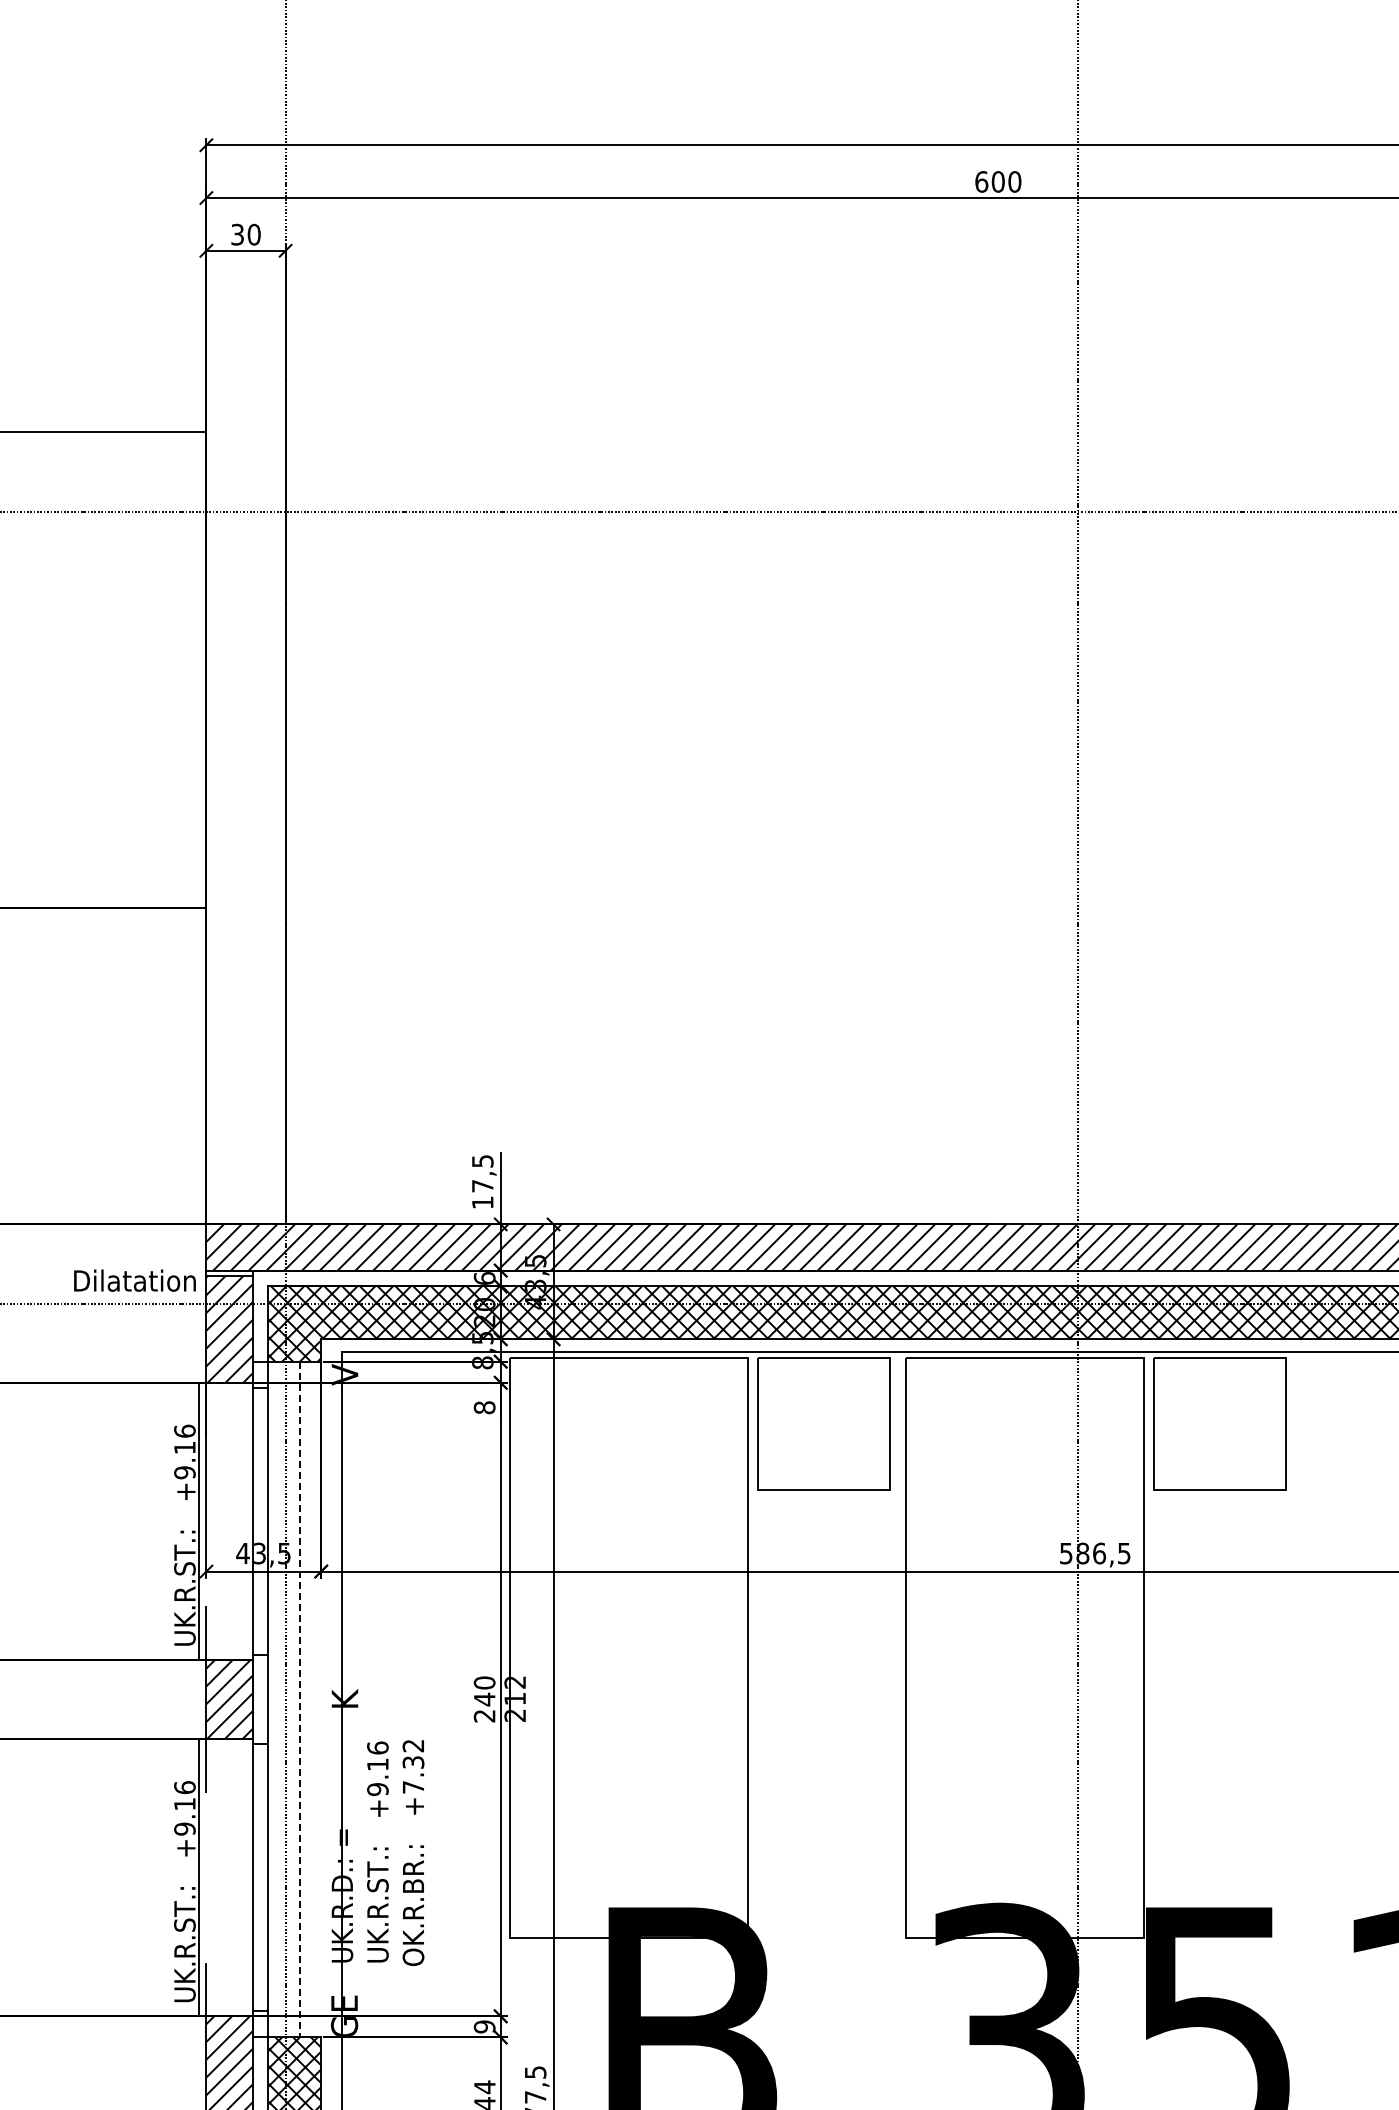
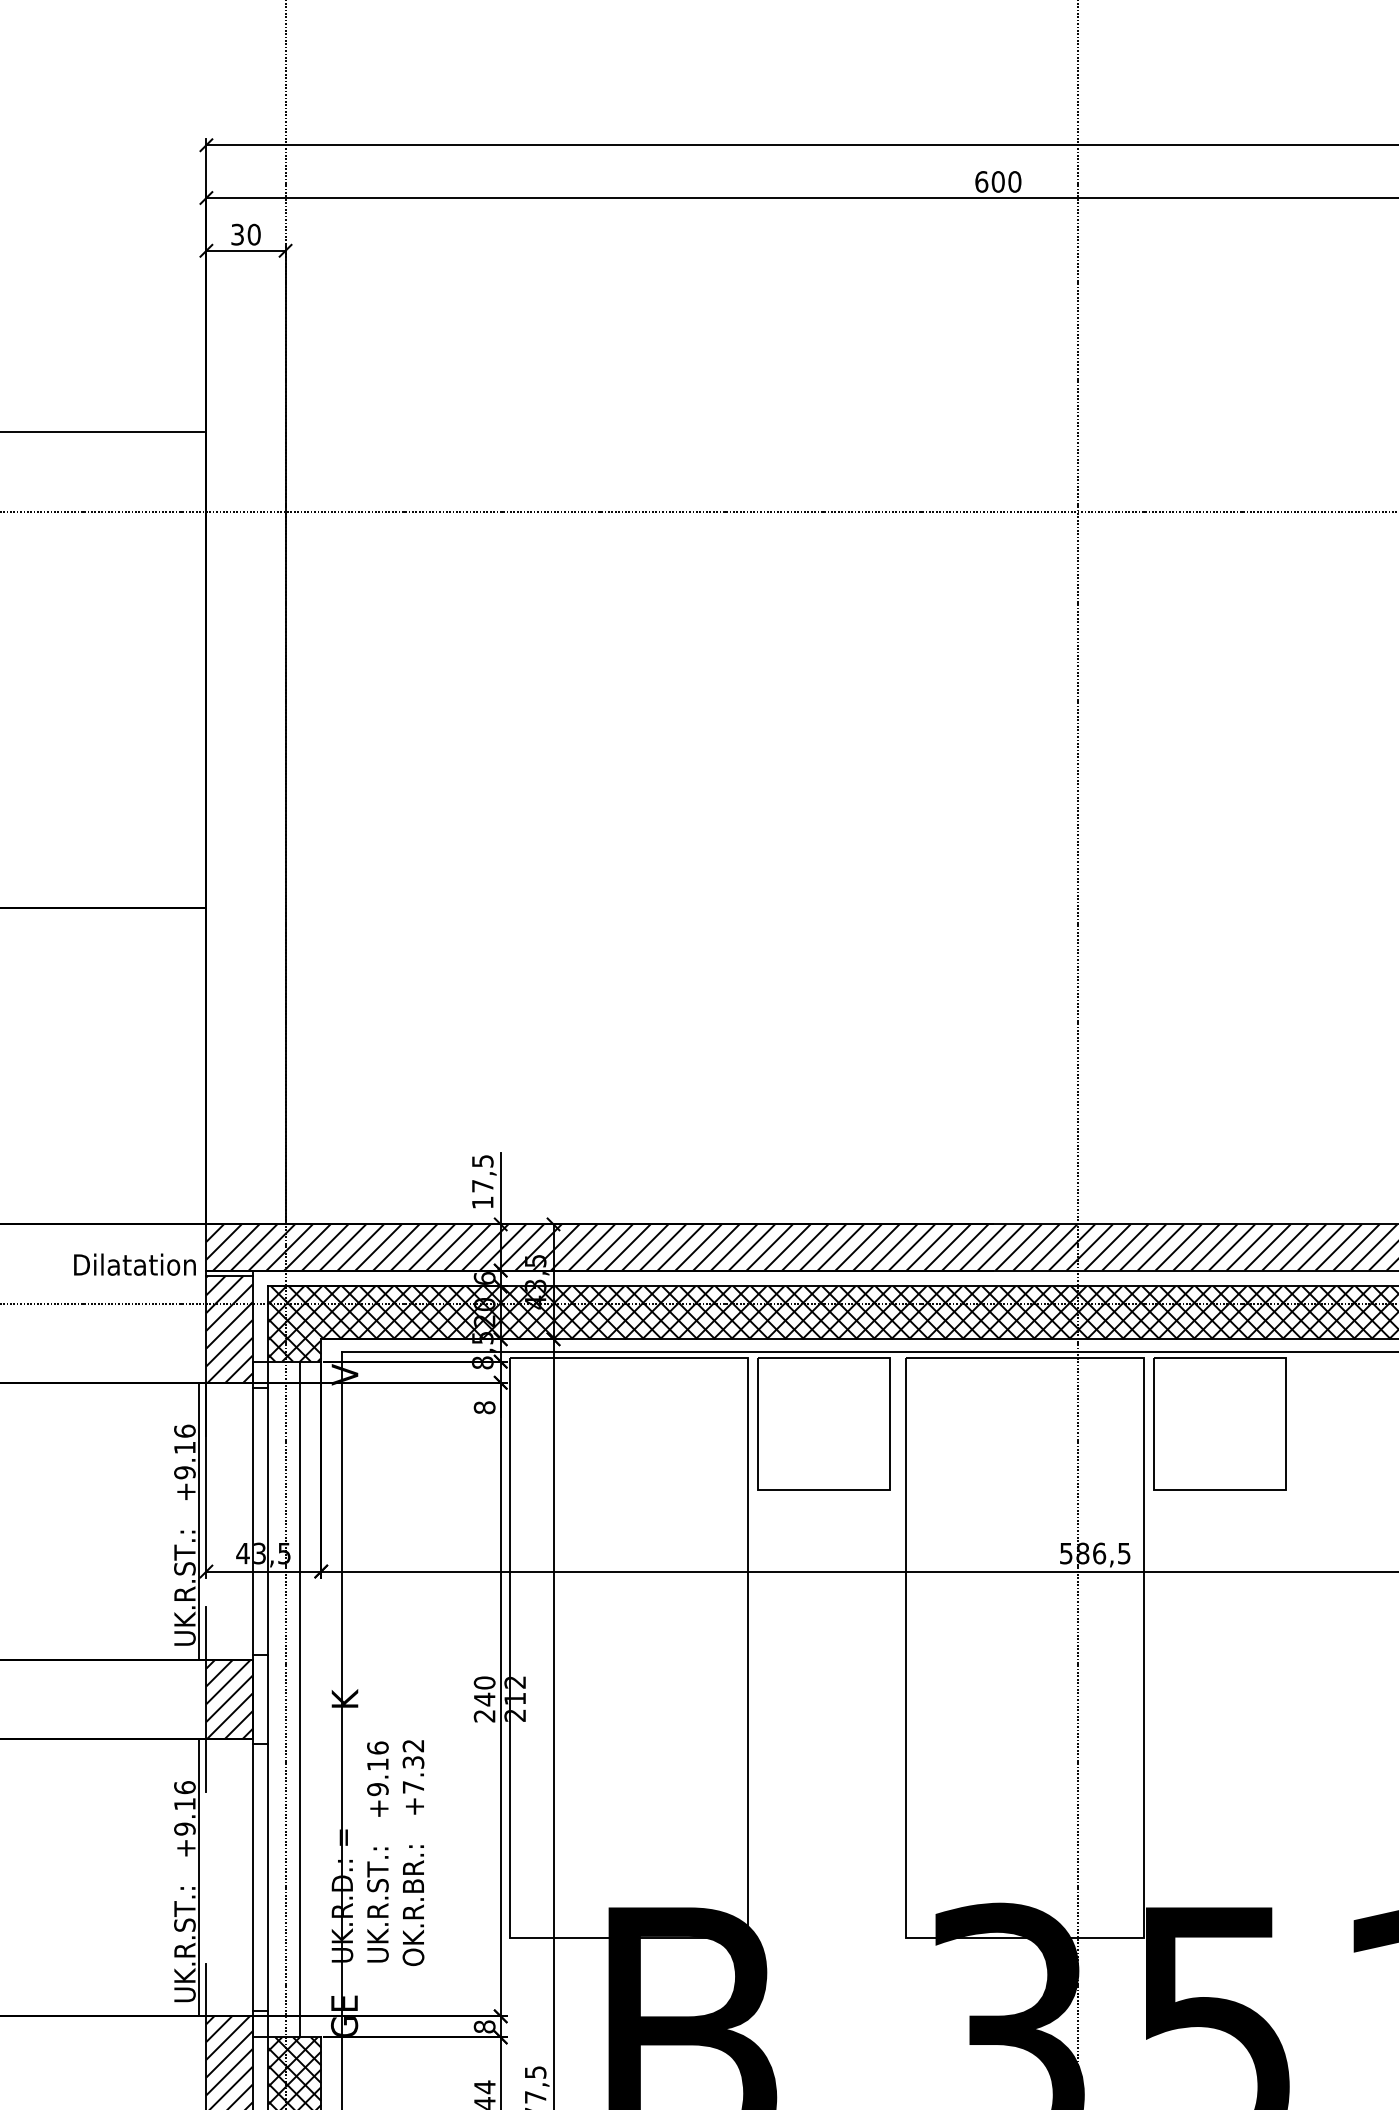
text position: (134, 1280) -> (134, 1264) (134, 1264)
line: dashed -> solid (300, 1699)
text: 9 -> 8 (484, 2026)
